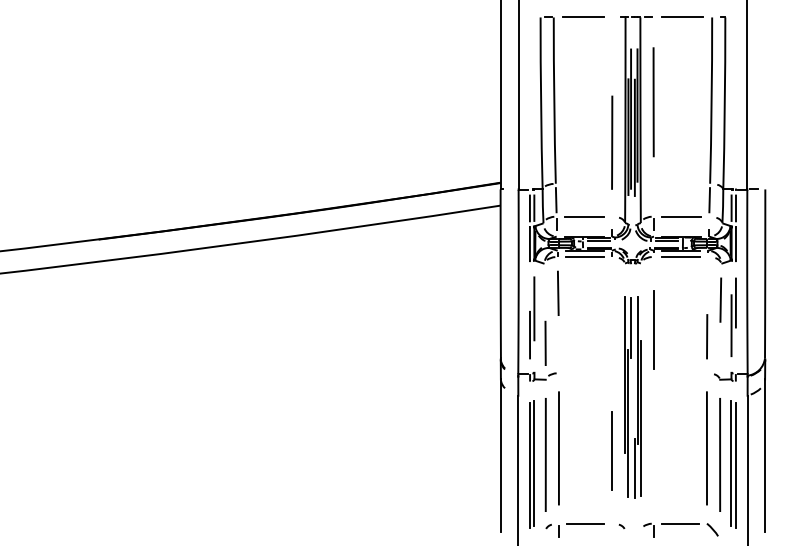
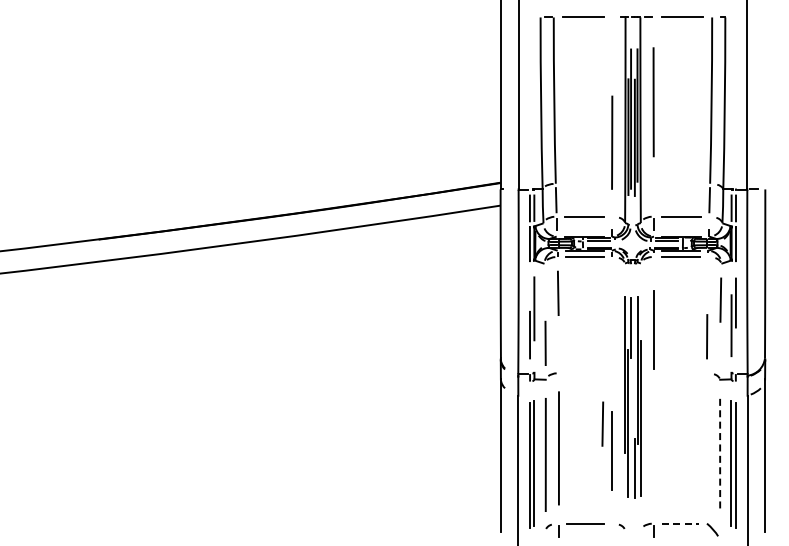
line: none -> present (602, 423)
line: present -> none (706, 448)
line: solid -> dashed (720, 455)
line: solid -> dashed (680, 523)
